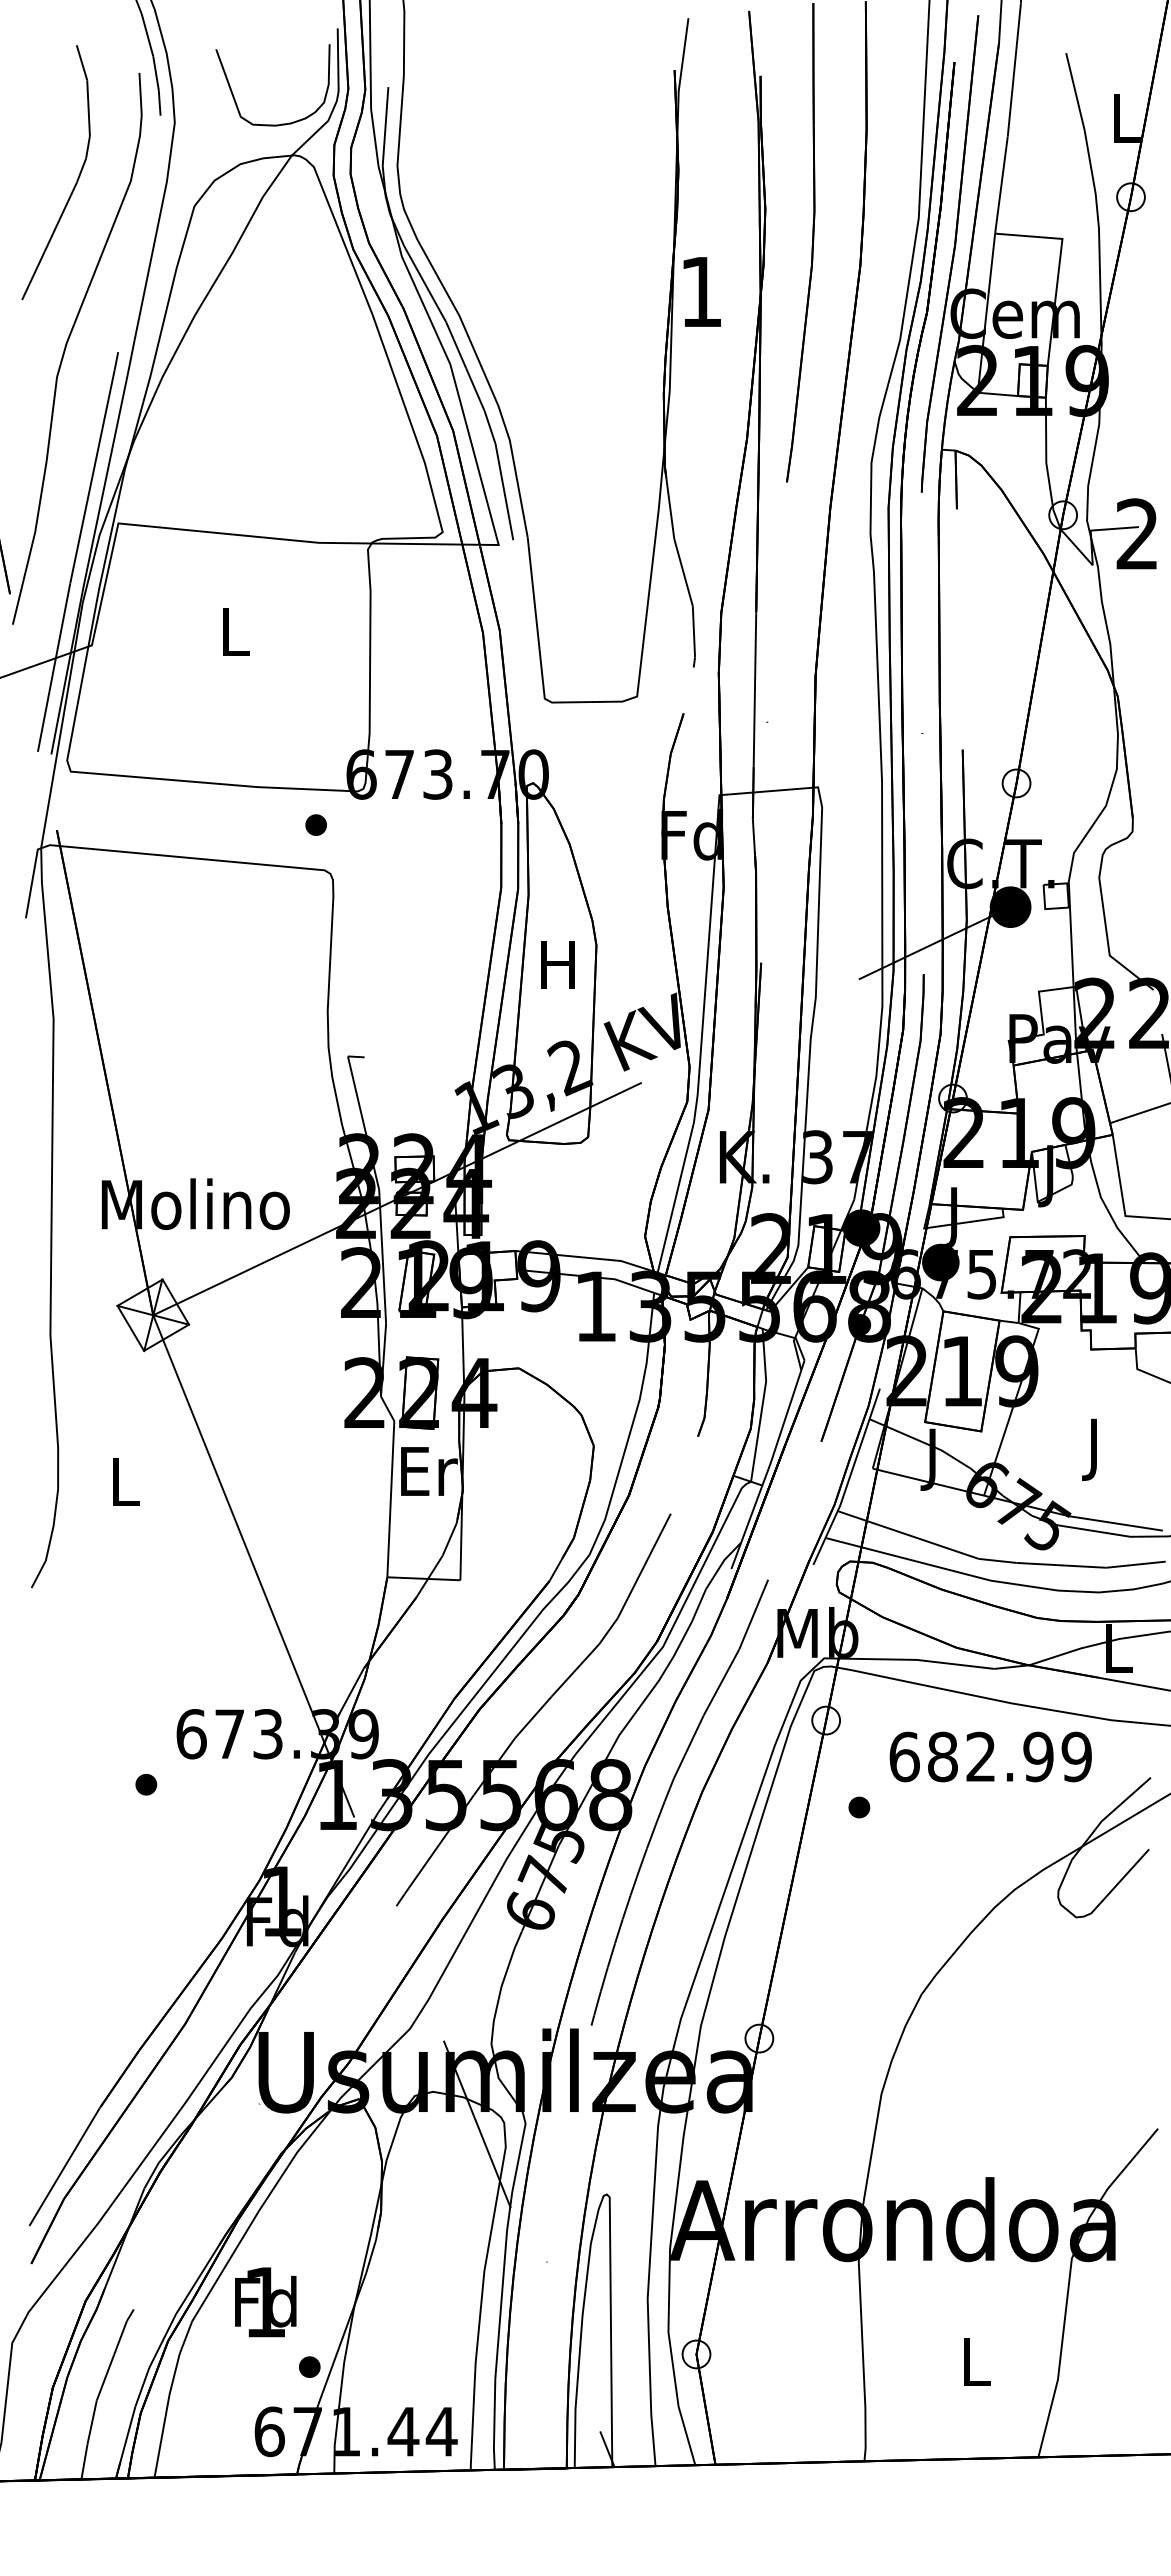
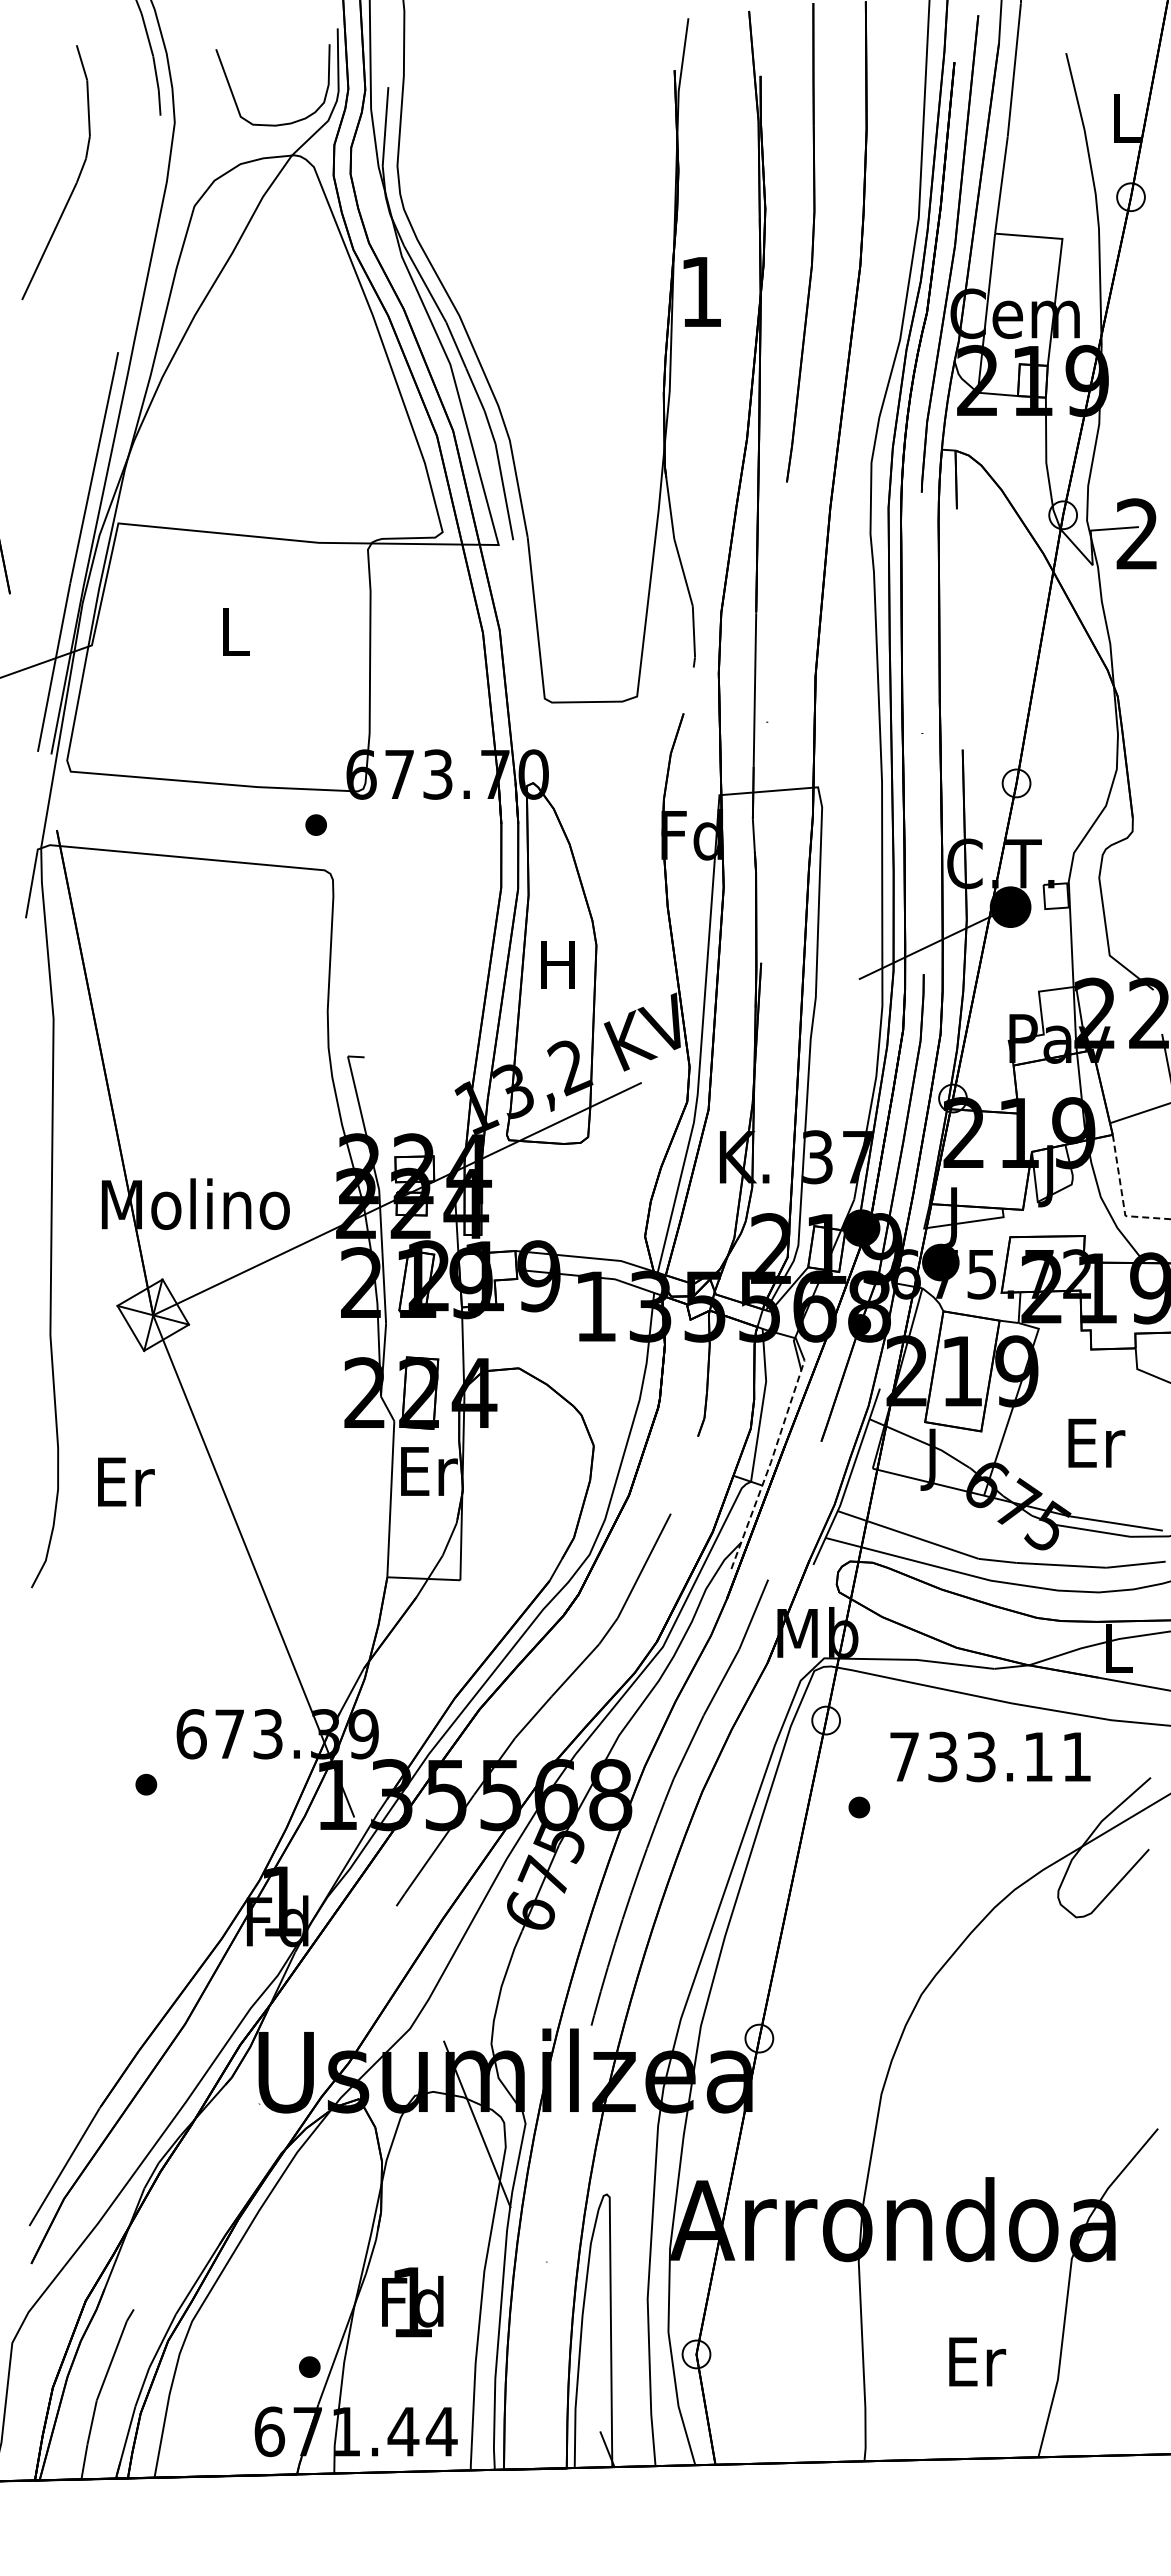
curve: present -> none (67, 344)
line: solid -> dashed (1122, 1198)
text: J -> Er (1096, 1449)
line: solid -> dashed (770, 1464)
text: L -> Er (126, 1481)
text: 682.99 -> 733.11 (990, 1756)
text position: (265, 2302) -> (412, 2302) (412, 2302)
text: L -> Er (977, 2361)
